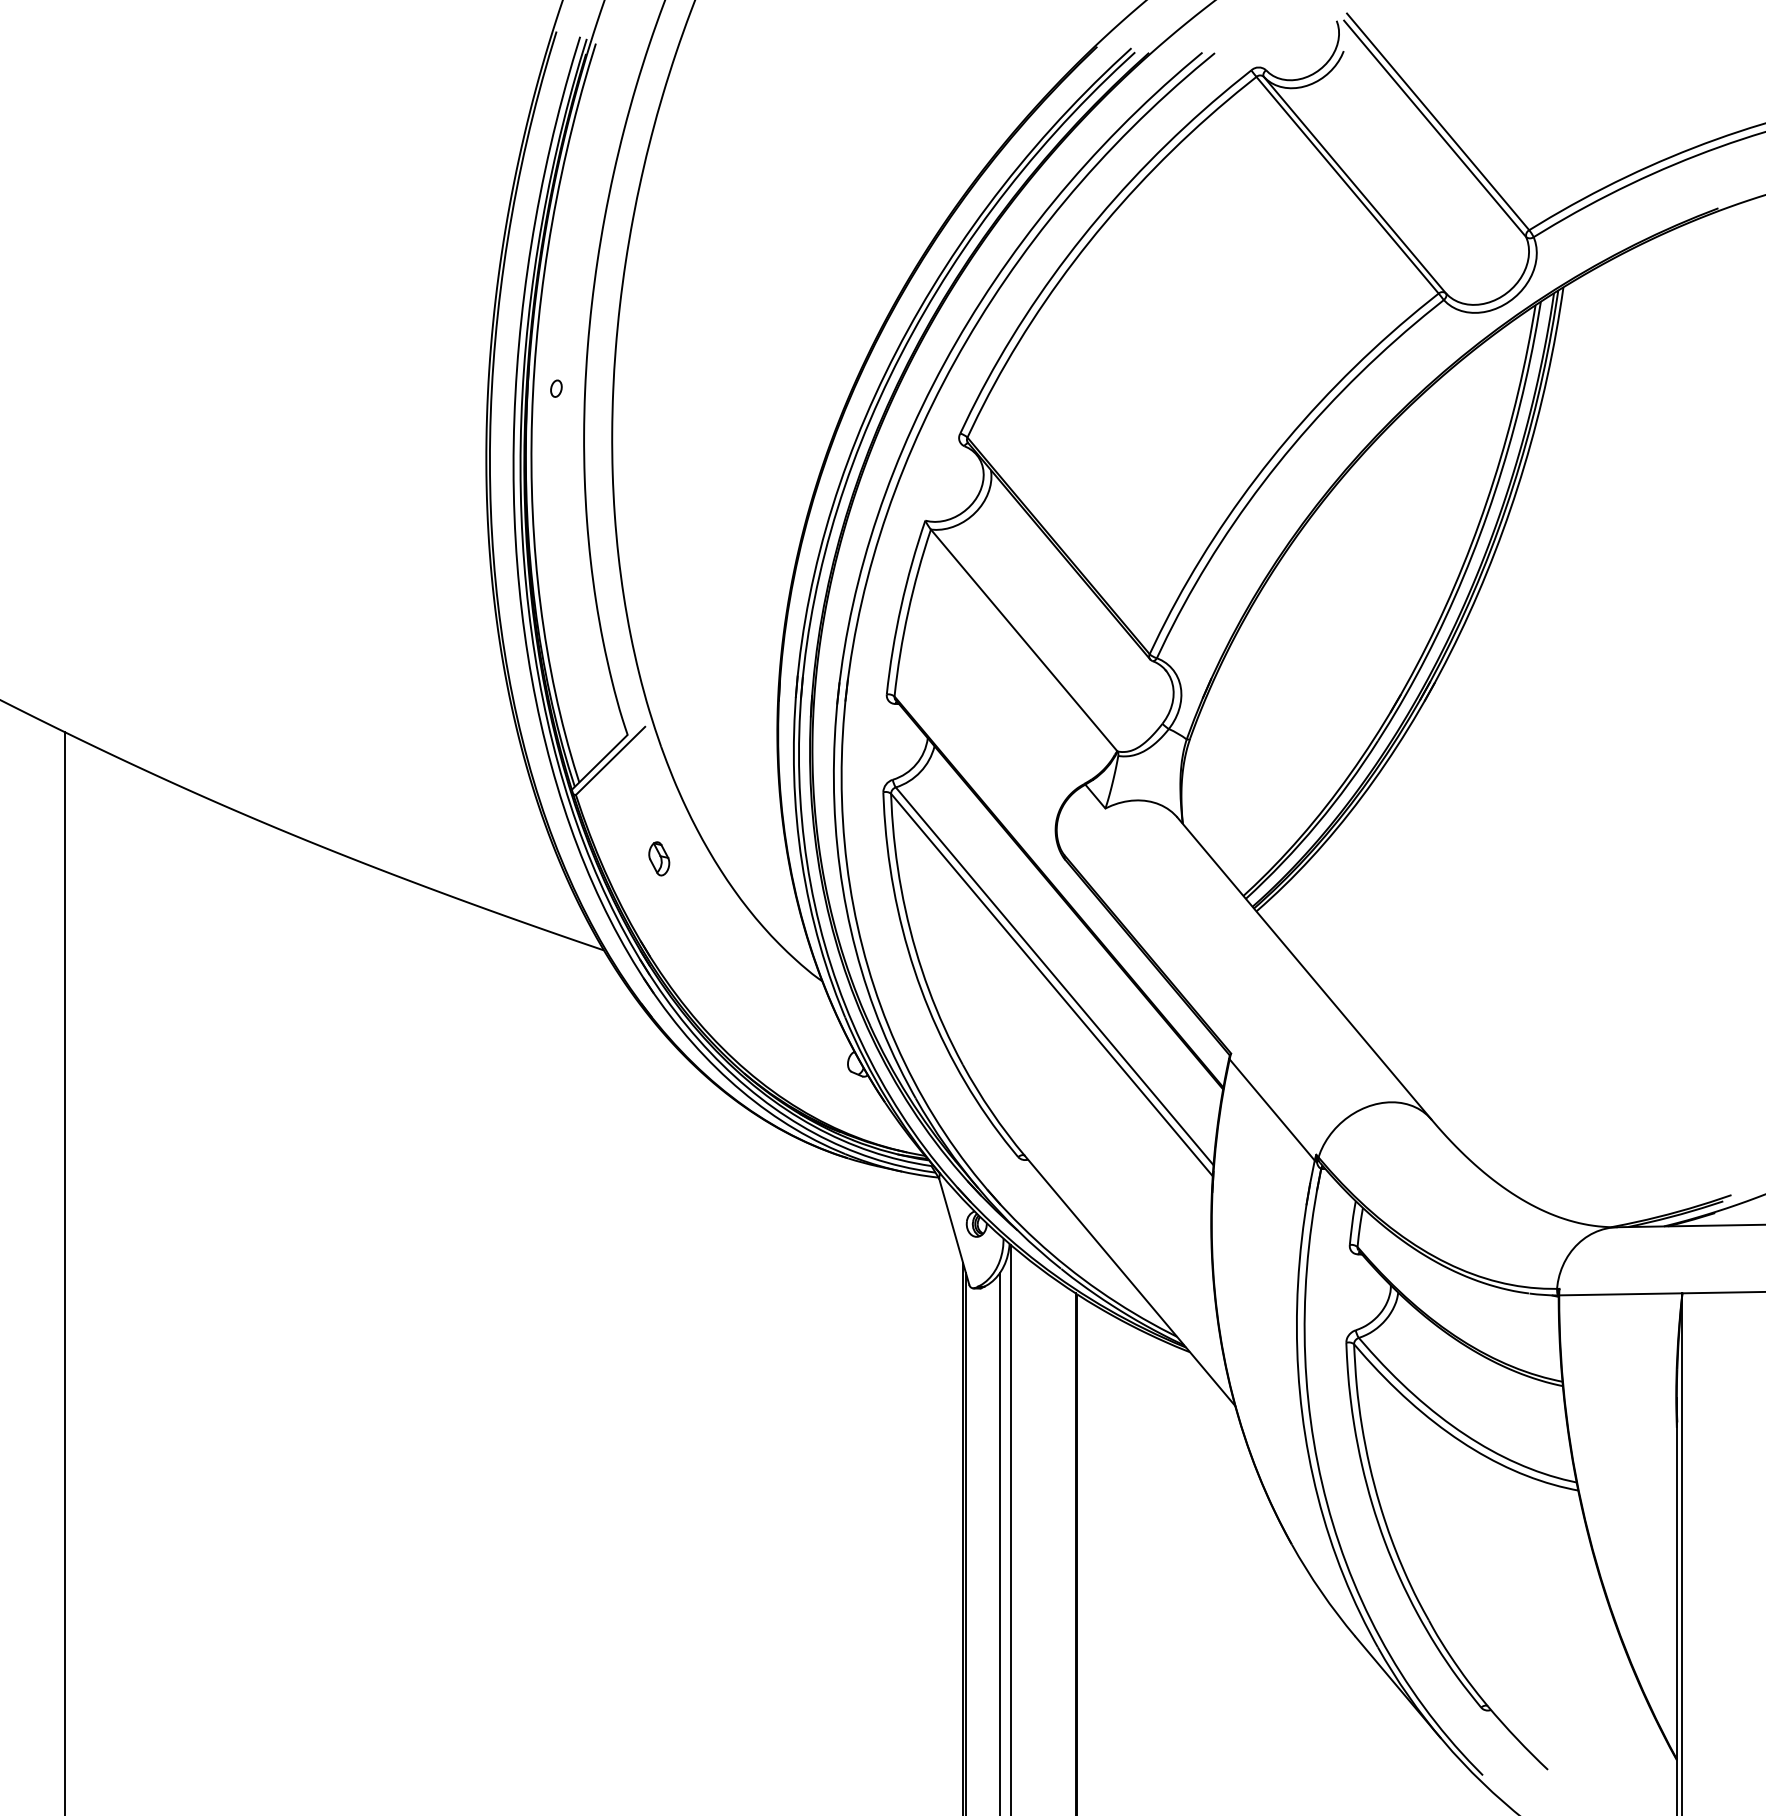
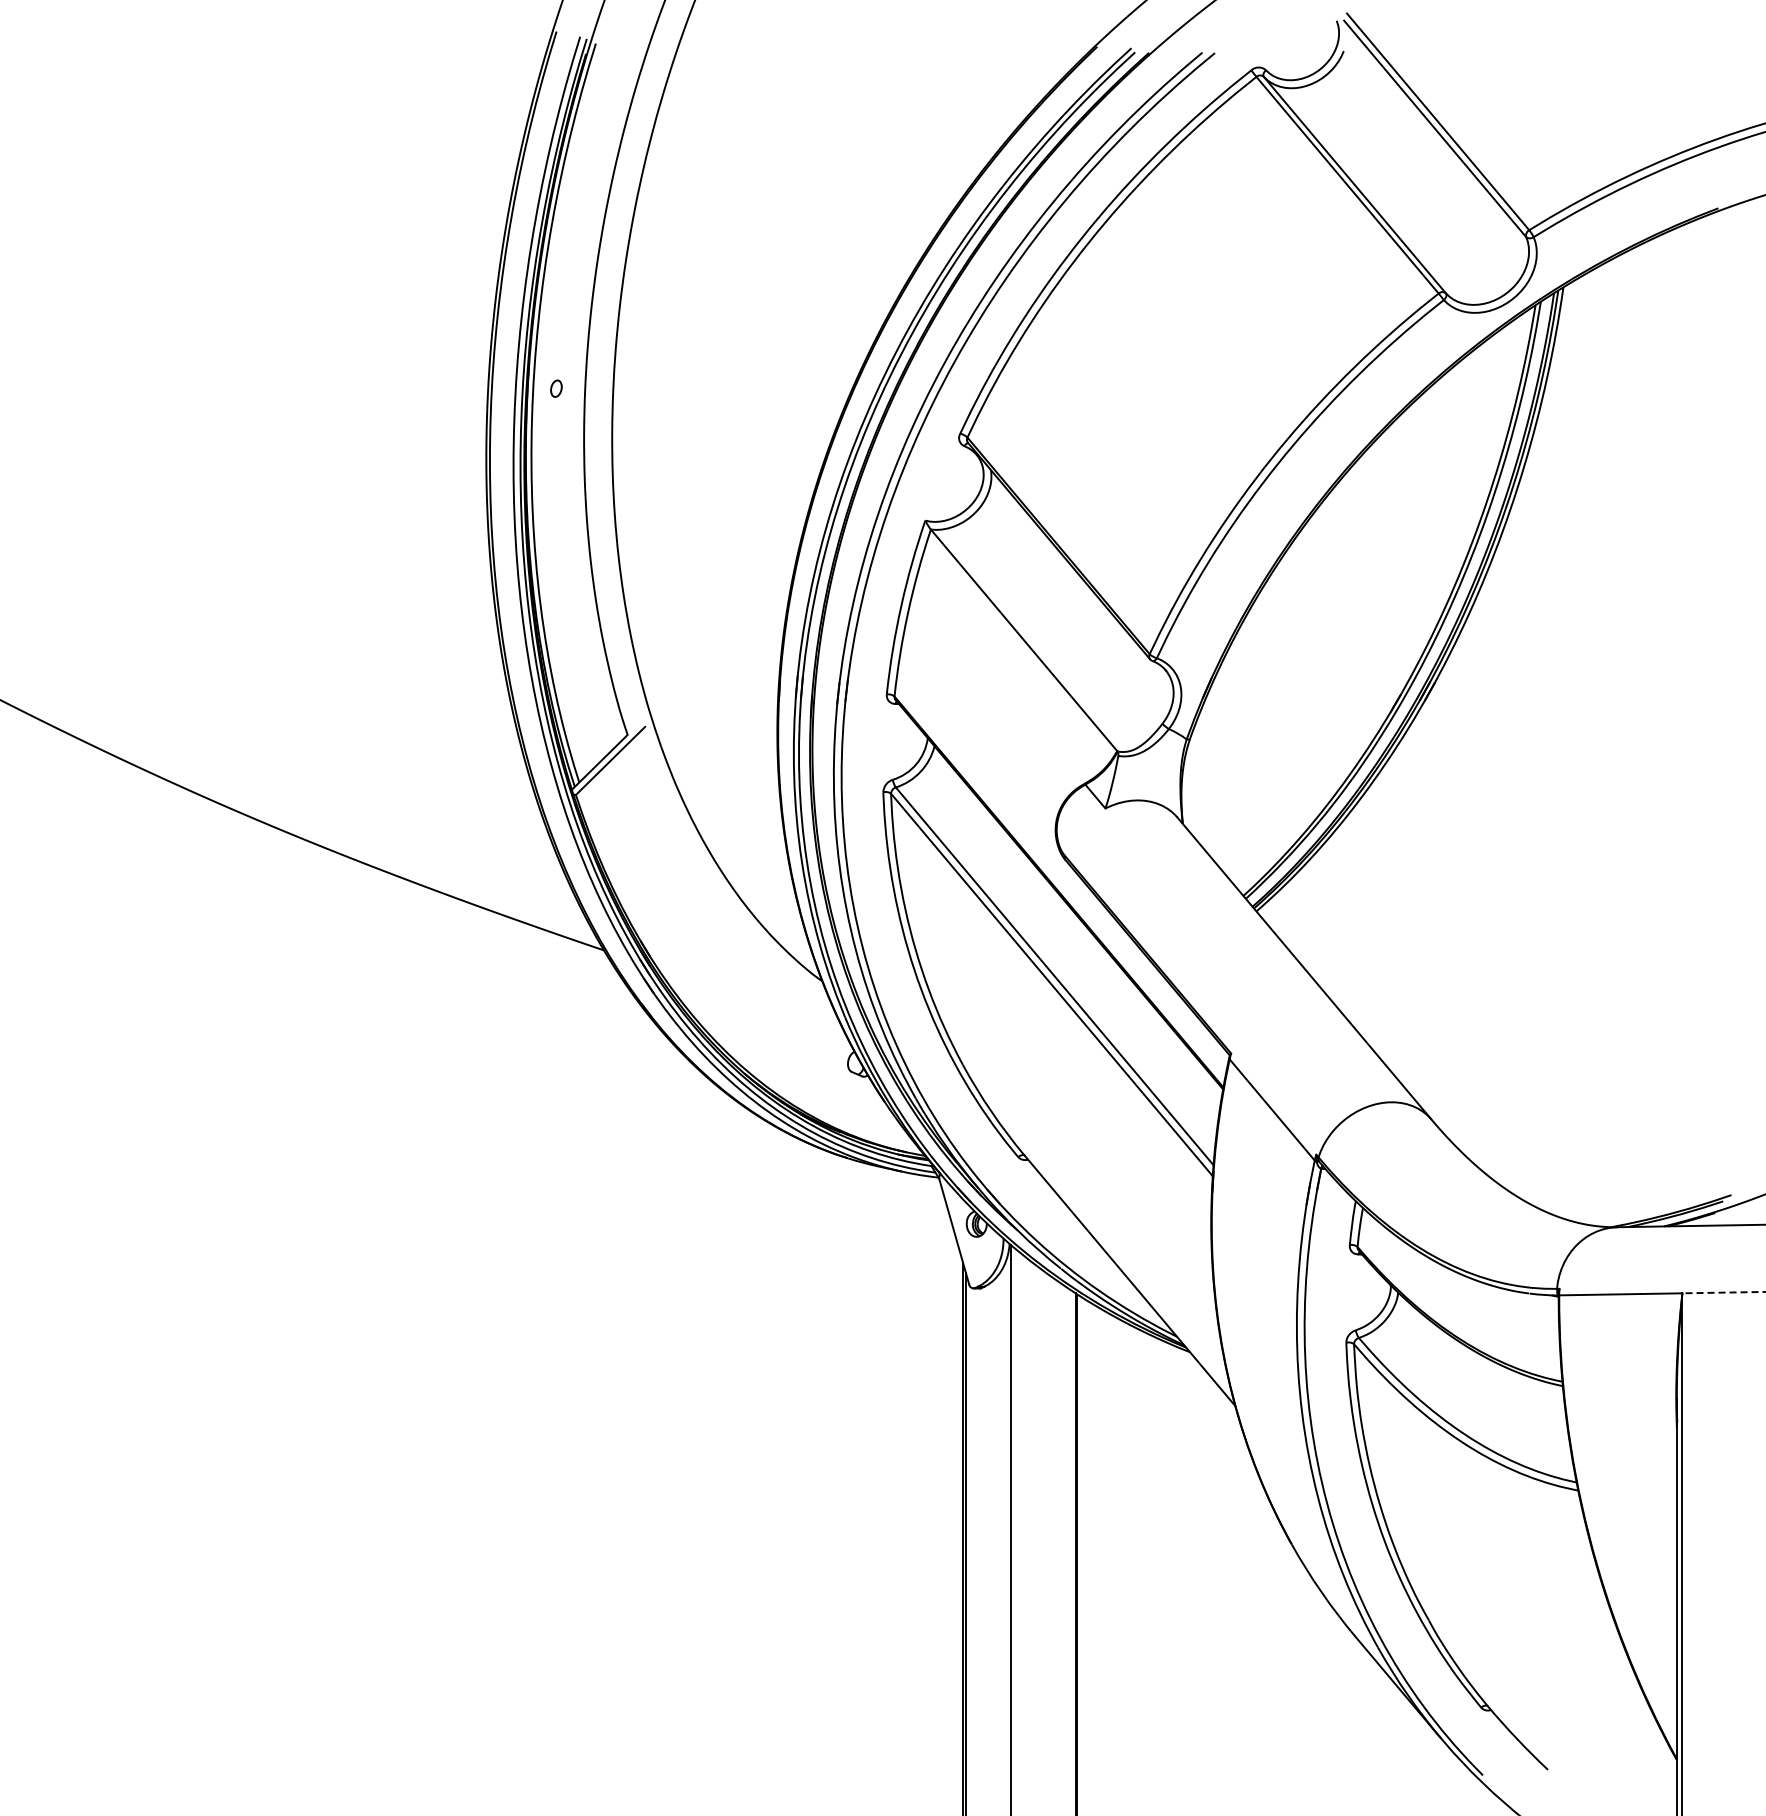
part: present -> none (659, 858)
line: present -> none (65, 1272)
line: solid -> dashed (1723, 1292)
line: present -> none (1000, 1542)
